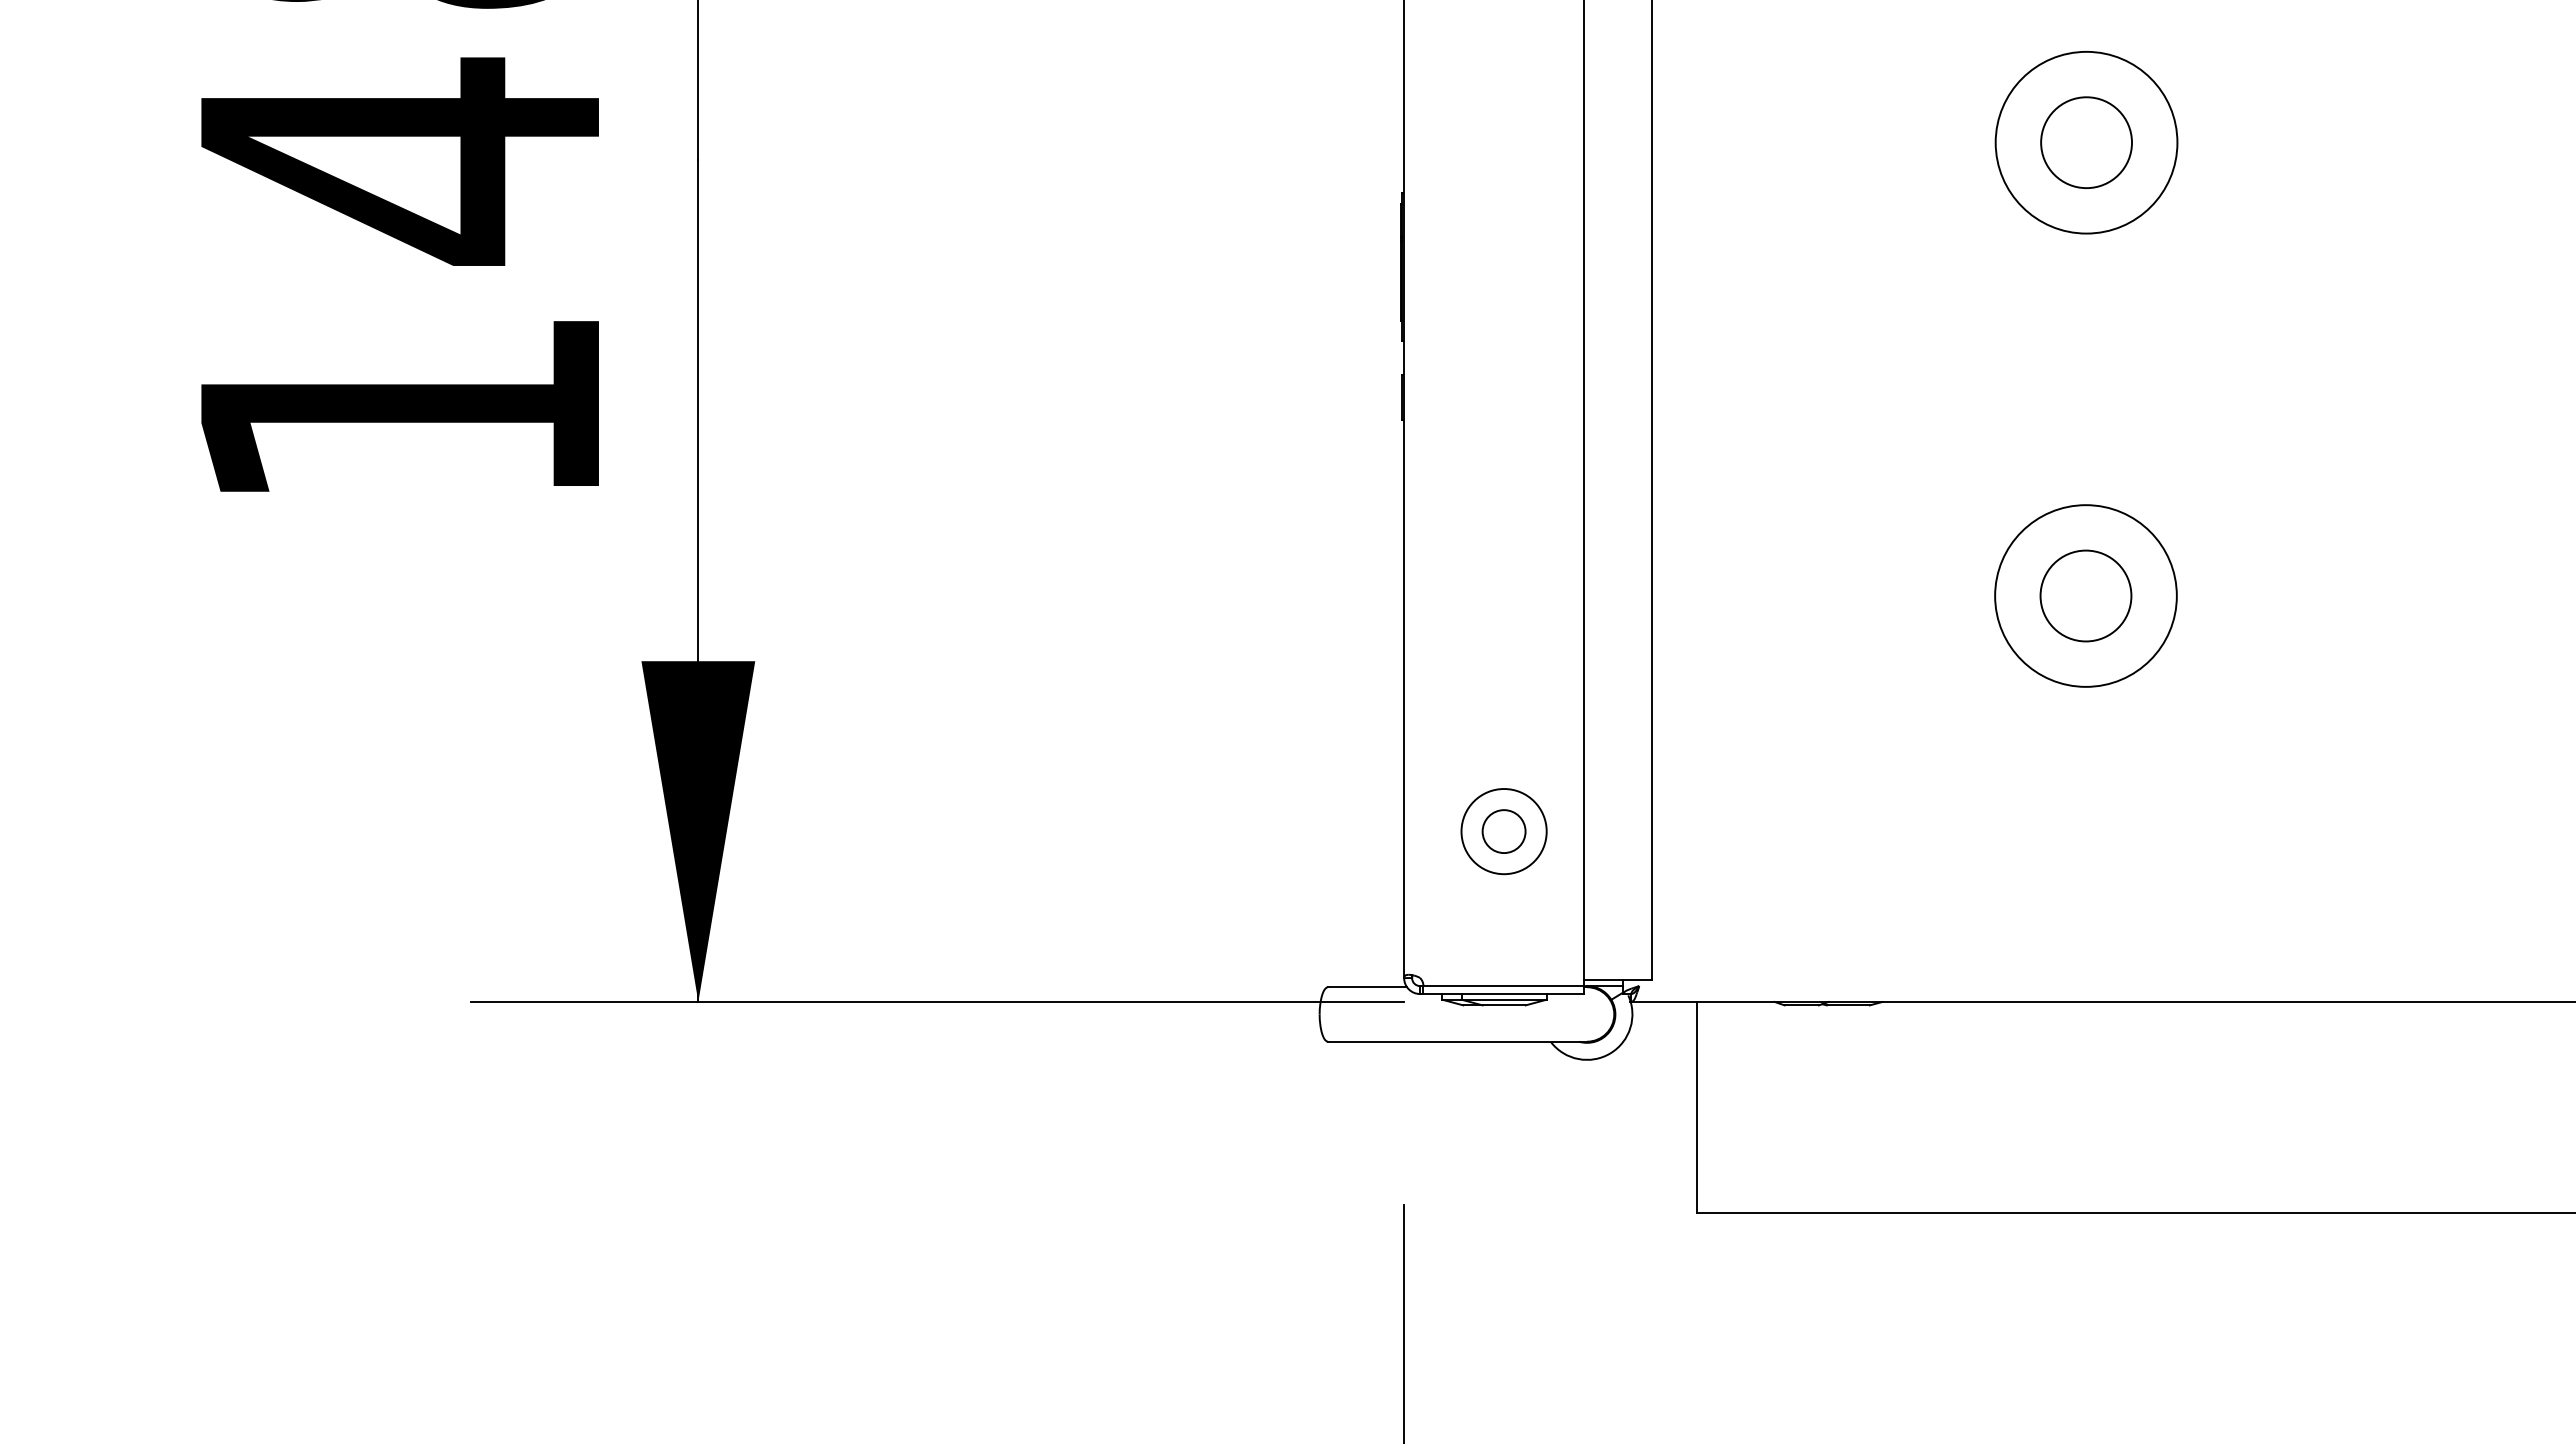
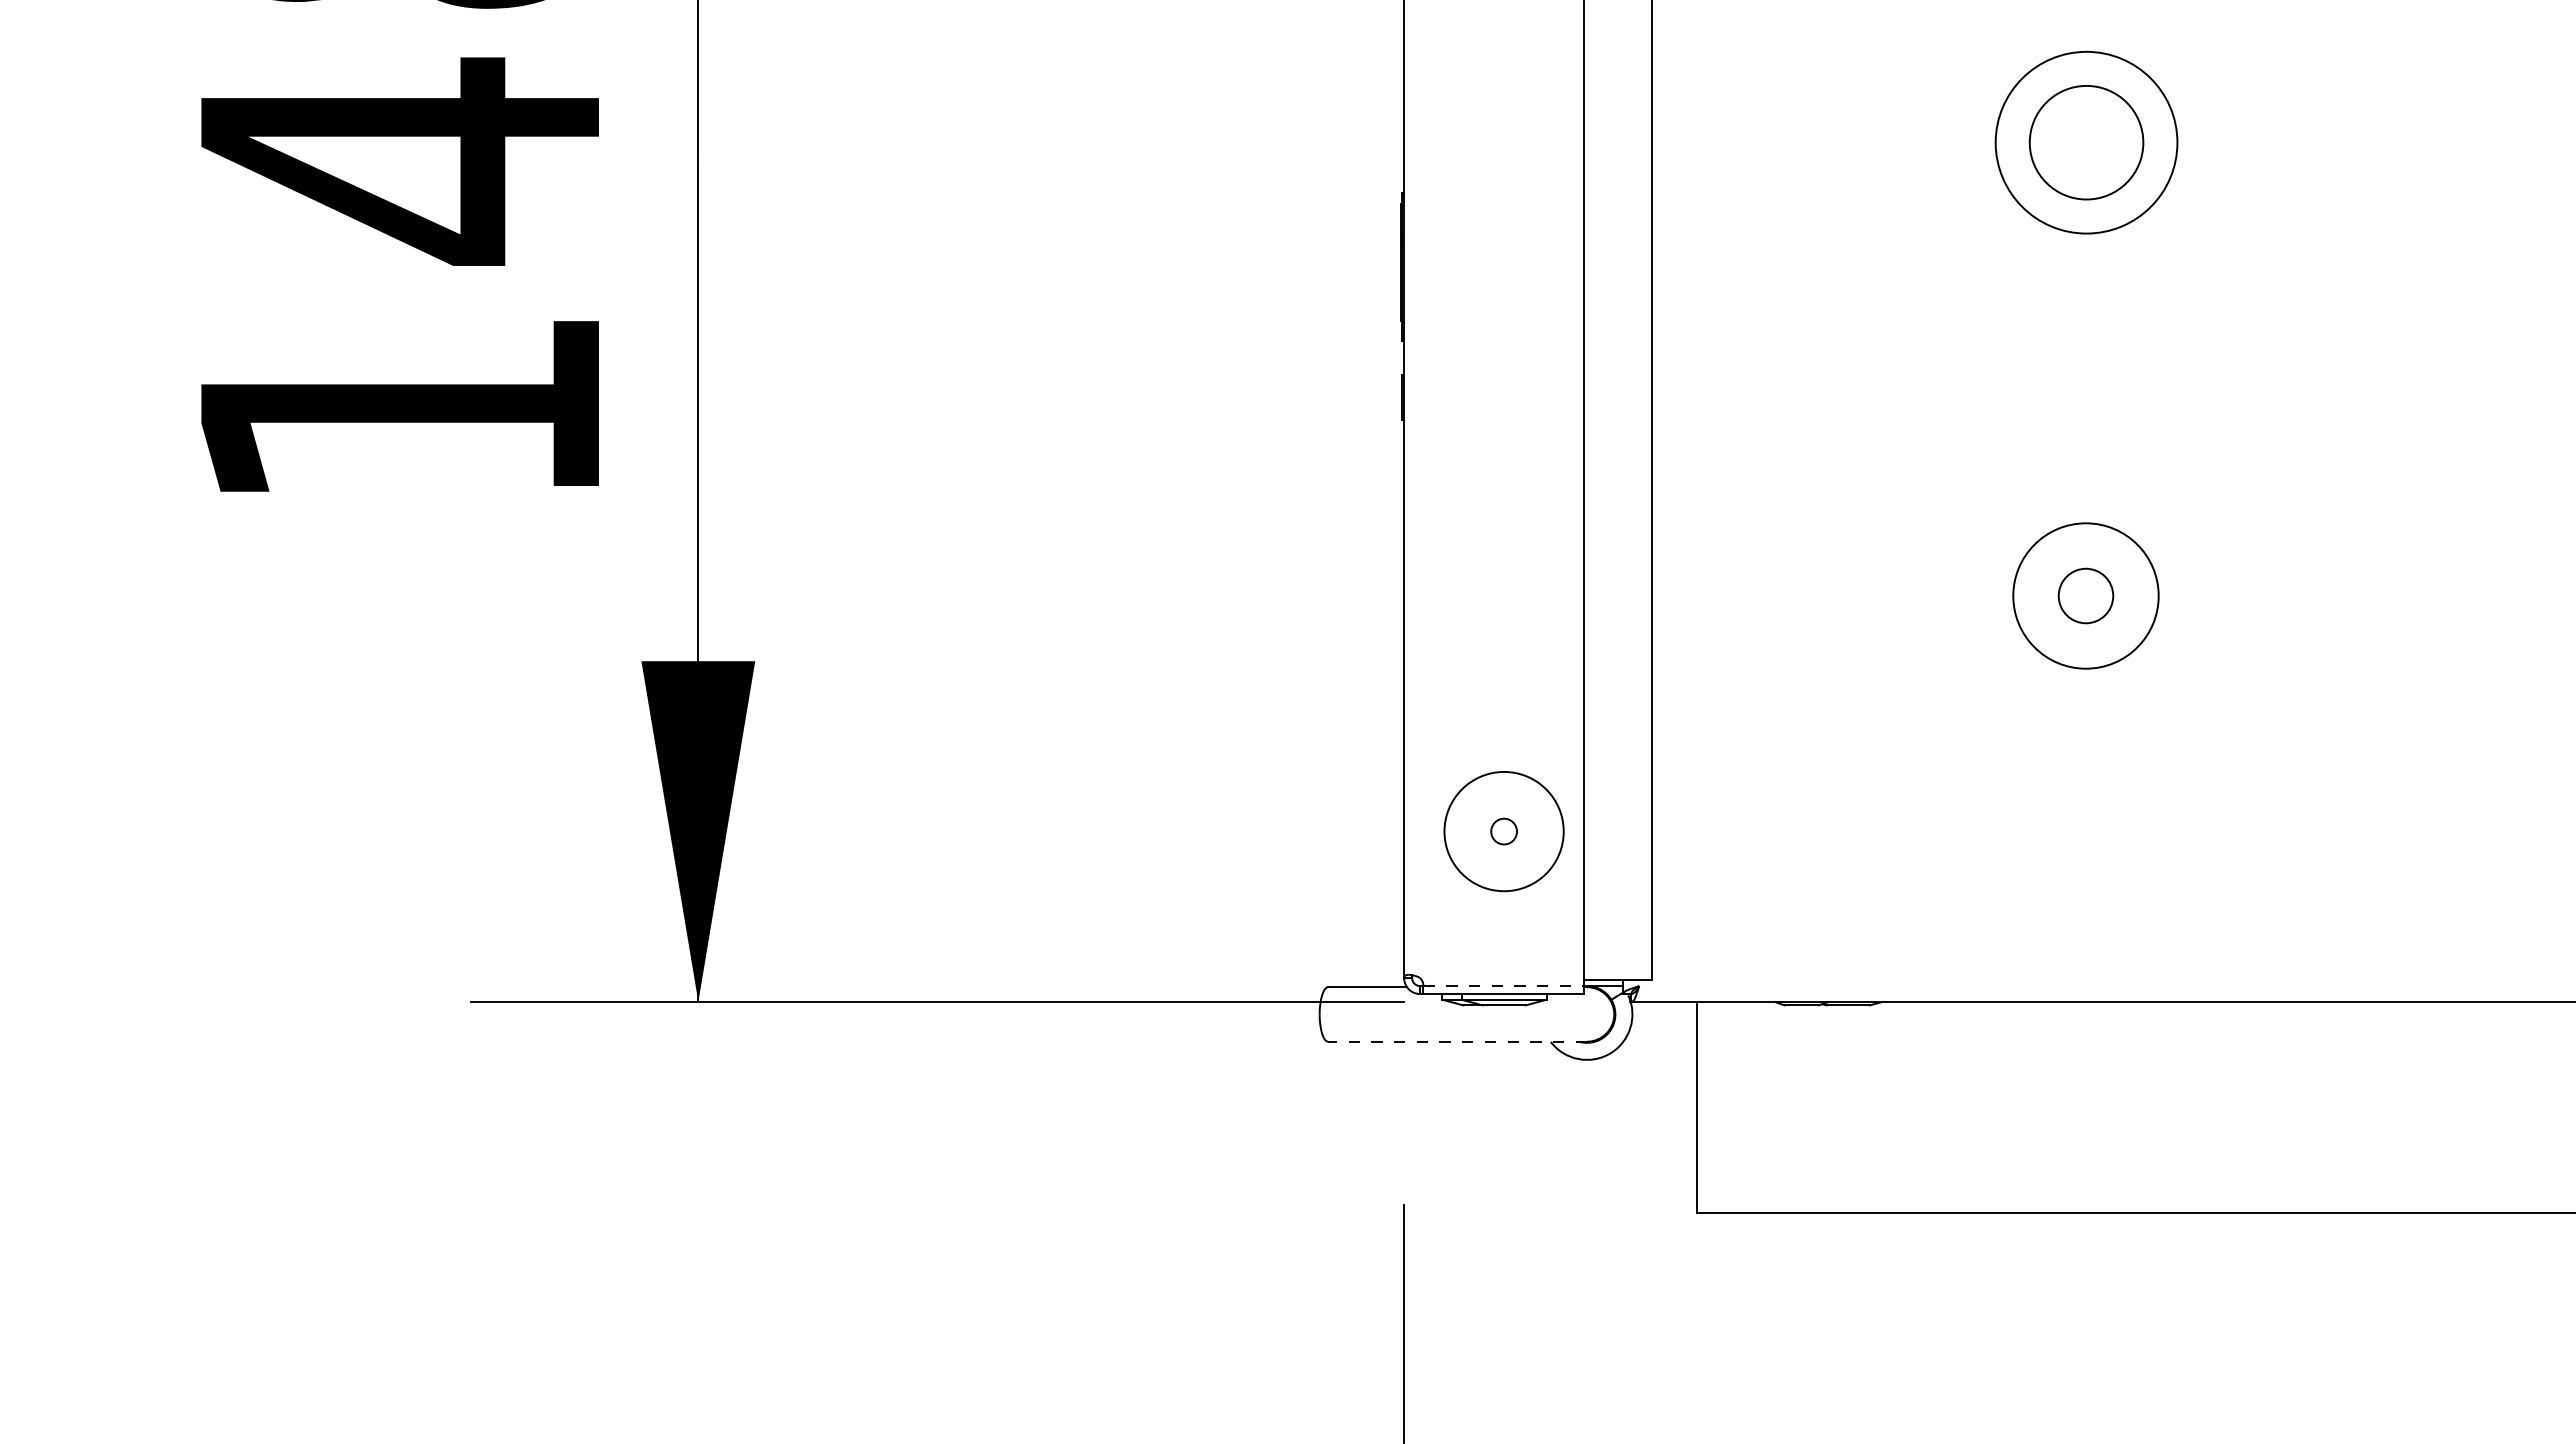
circle diameter: 91 px -> 114 px (2086, 142)
circle diameter: 182 px -> 145 px (2085, 595)
circle diameter: 91 px -> 55 px (2085, 595)
circle diameter: 43 px -> 26 px (1503, 831)
circle diameter: 85 px -> 119 px (1503, 831)
line: solid -> dashed (1504, 986)
line: solid -> dashed (1457, 1041)
